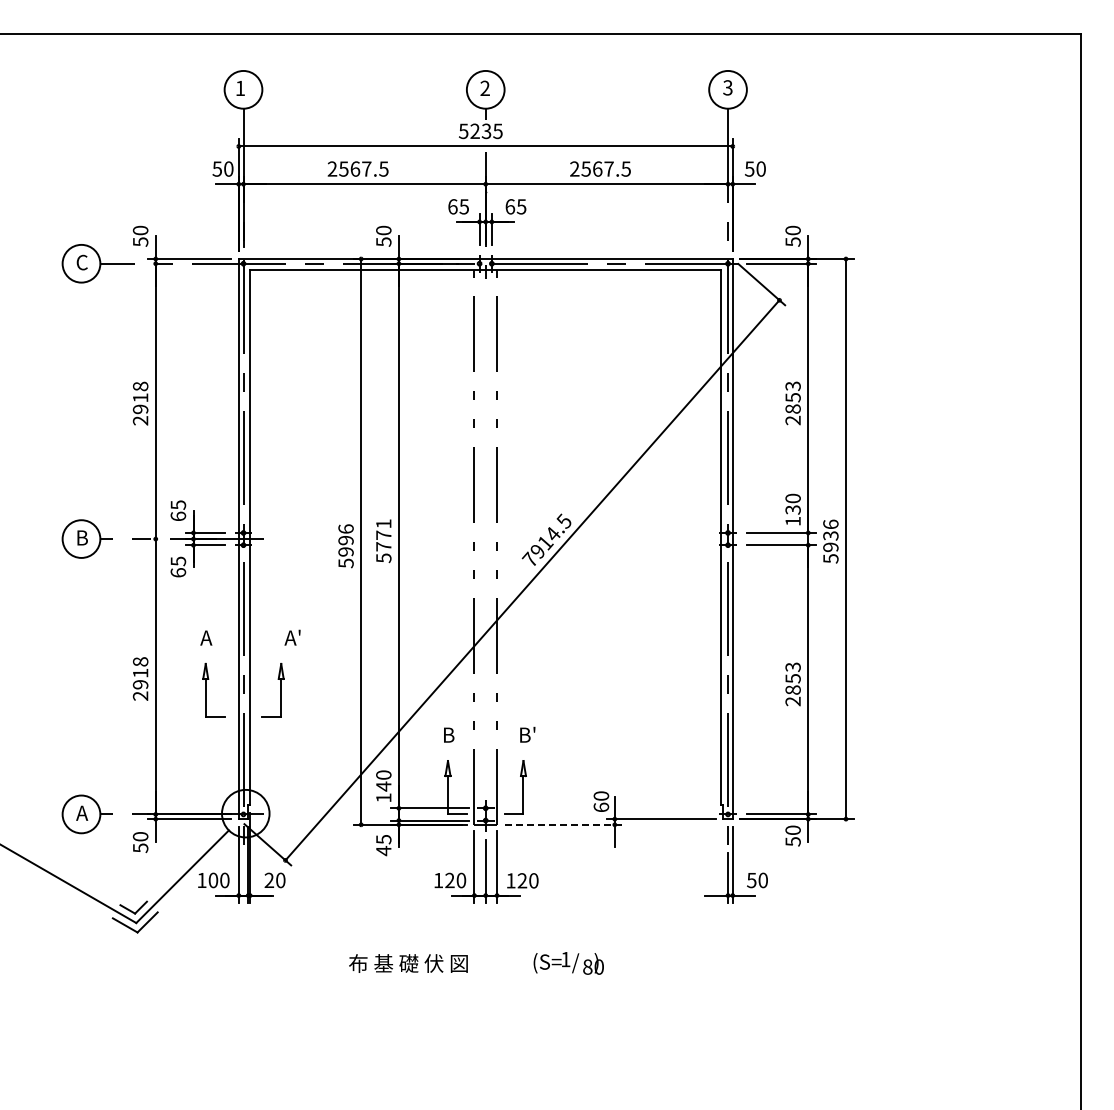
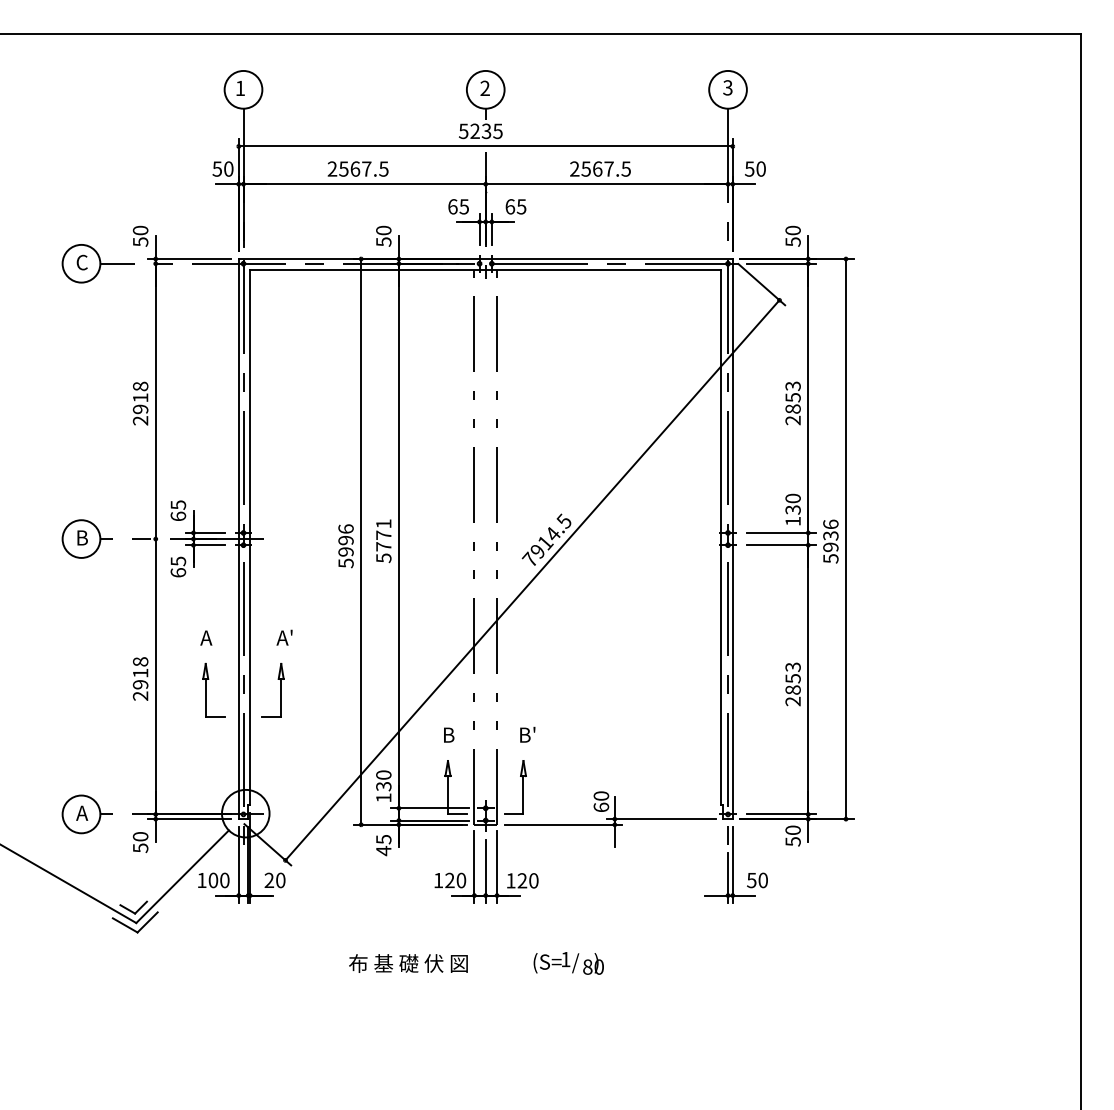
text position: (292, 637) -> (284, 637) (284, 637)
text: 140 -> 130 (383, 786)
line: dashed -> solid (563, 824)
